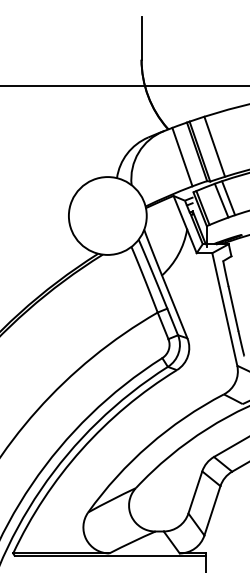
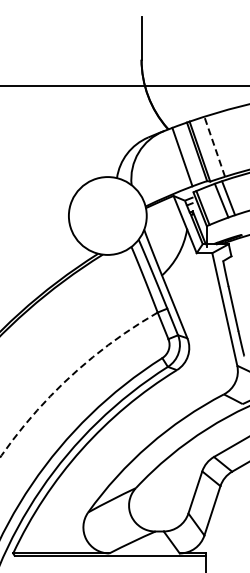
line: solid -> dashed (214, 146)
arc: solid -> dashed (69, 377)
